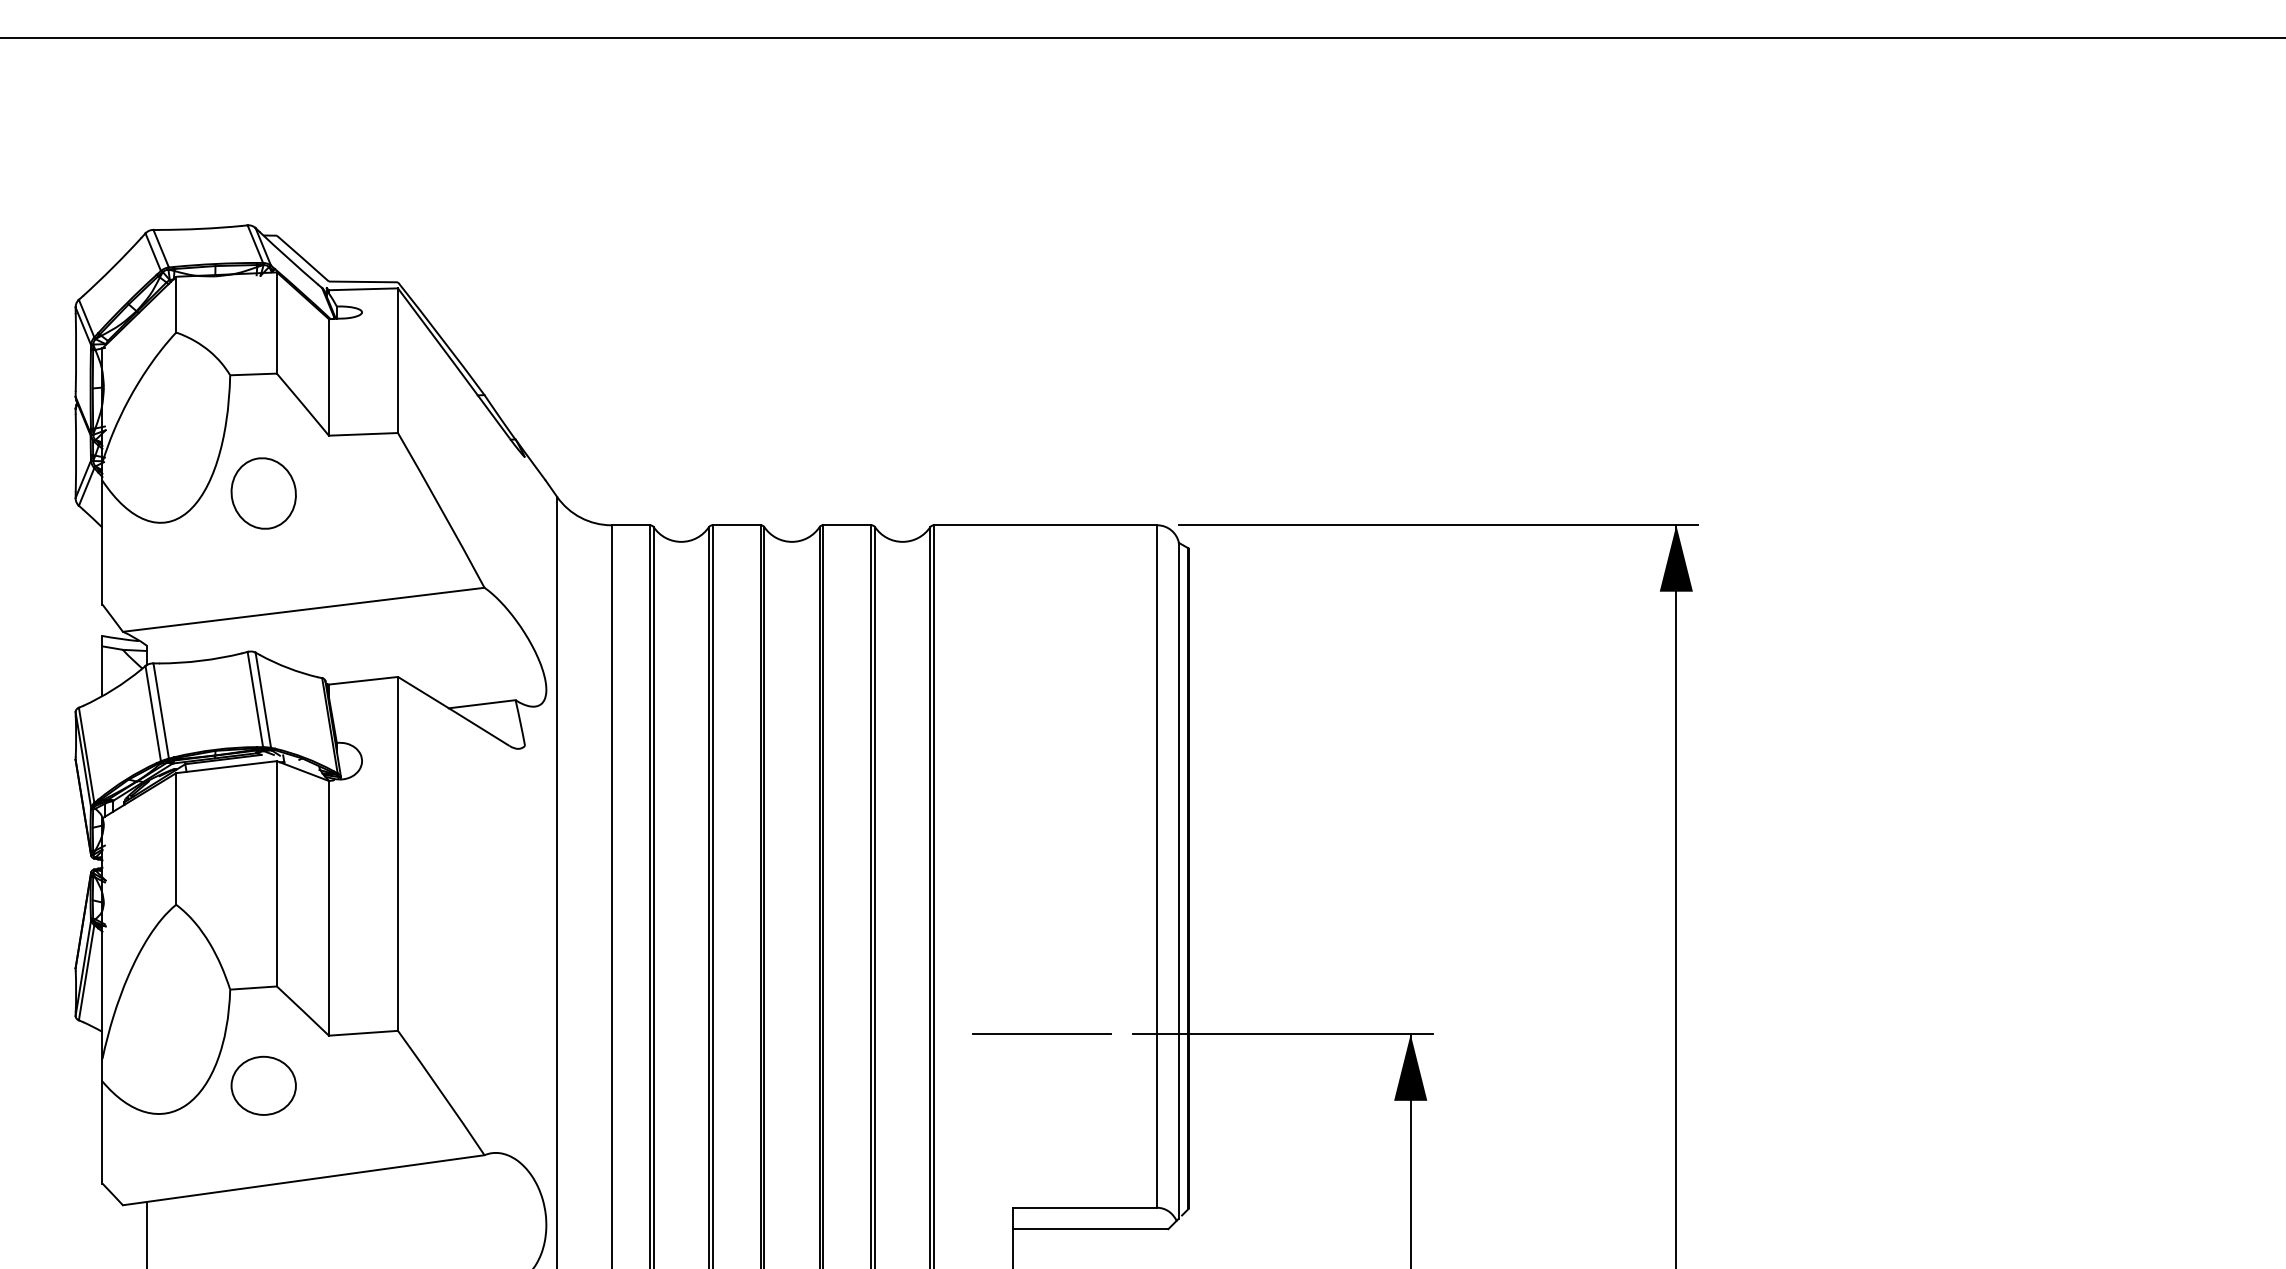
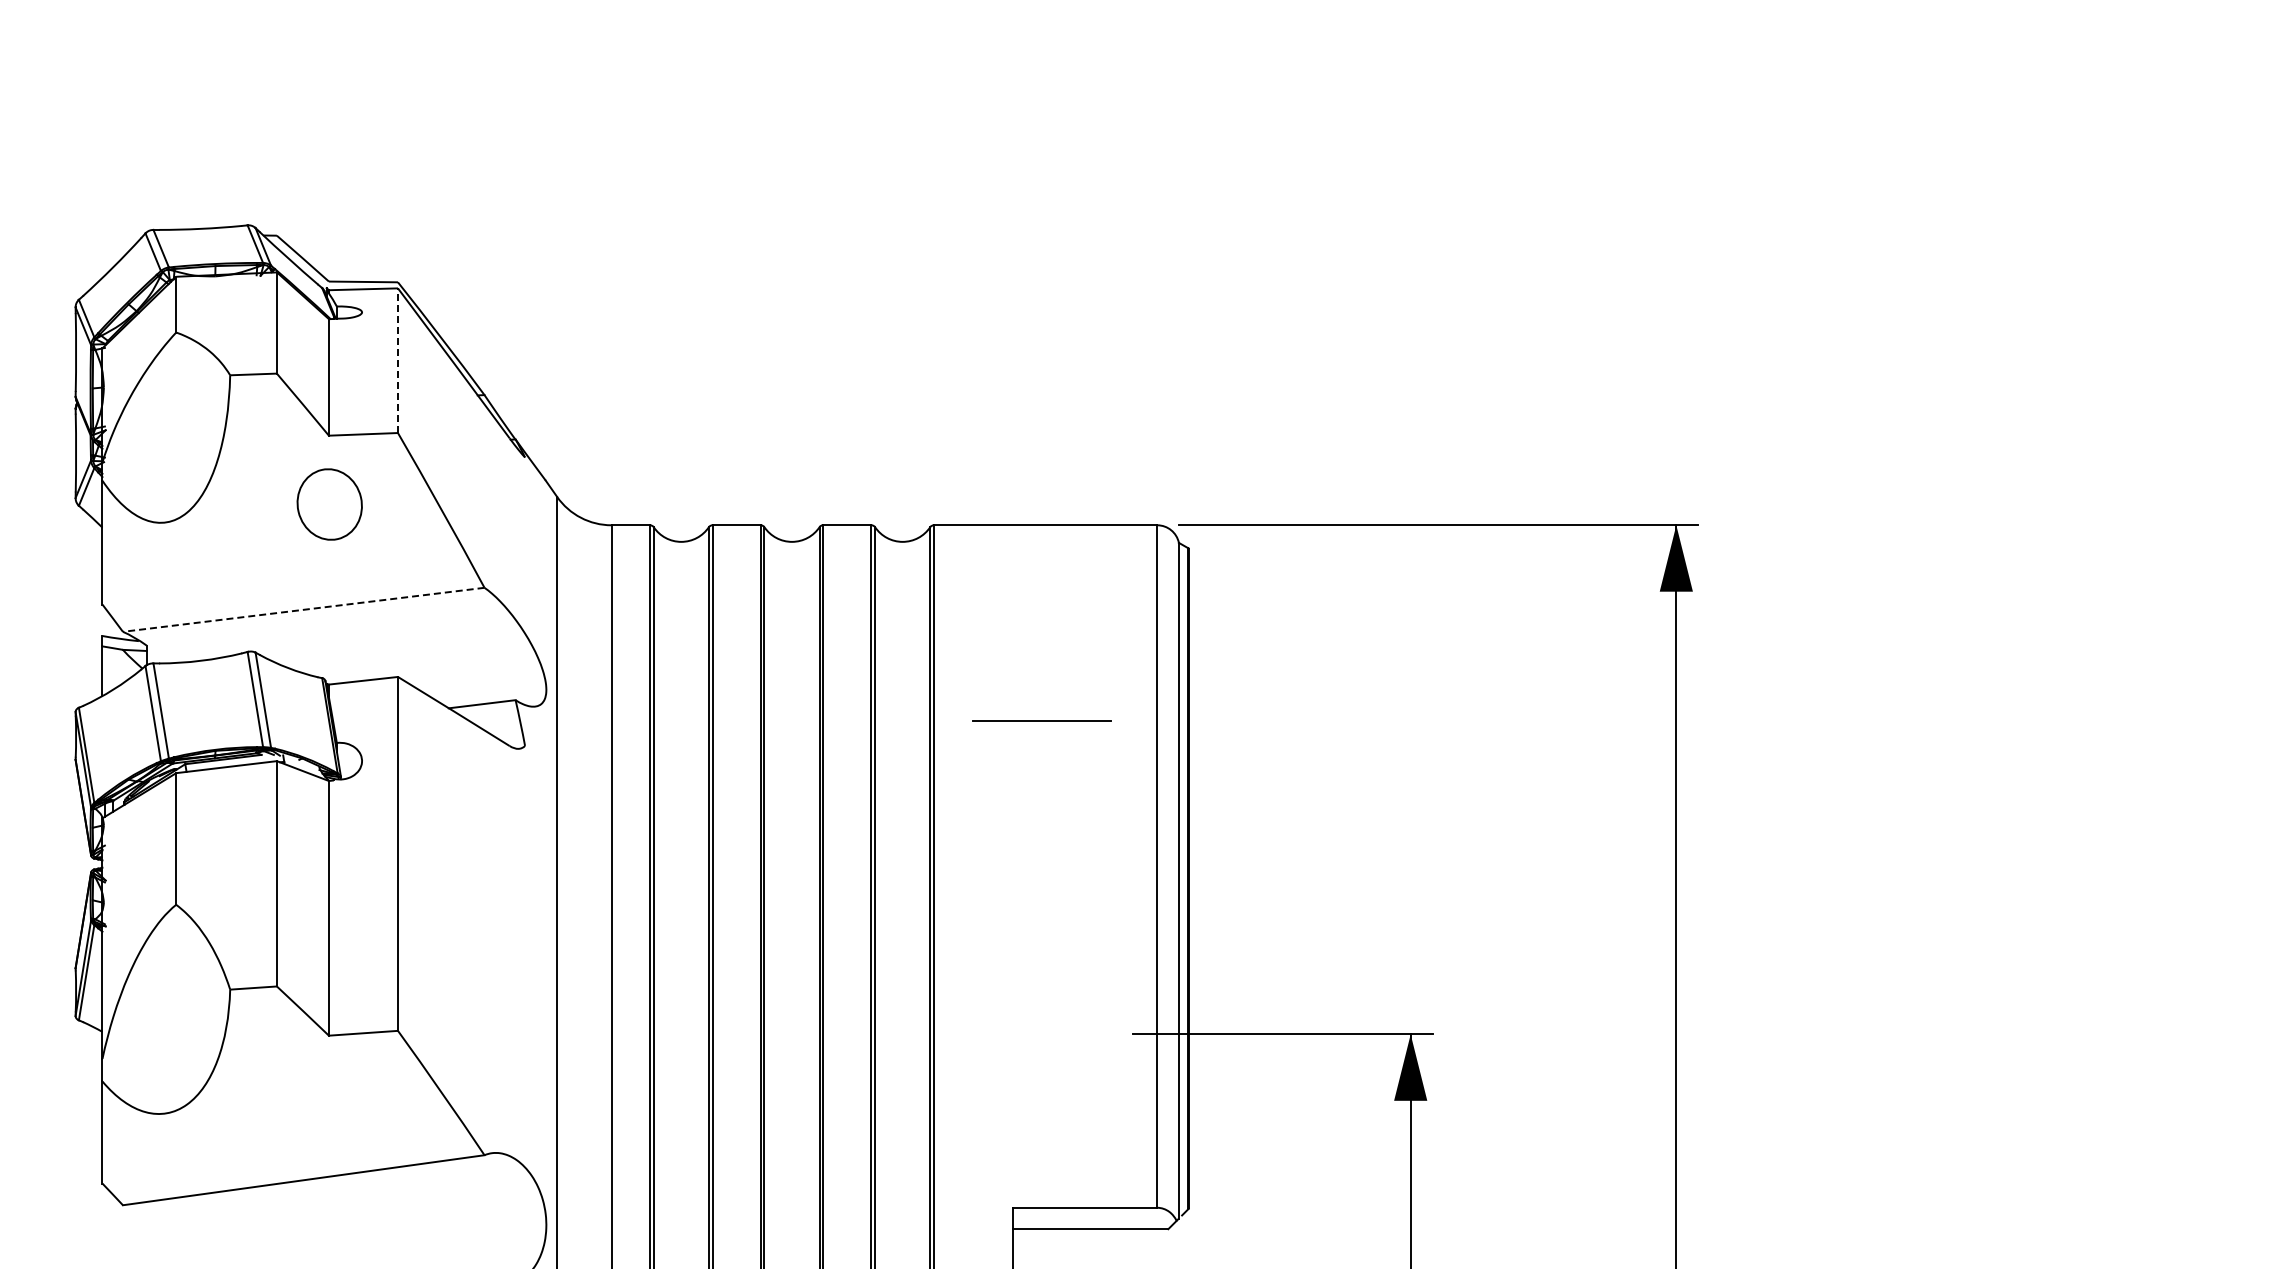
line: present -> none (1142, 37)
line: solid -> dashed (397, 360)
part position: (263, 493) -> (329, 504) (329, 504)
line: solid -> dashed (303, 609)
line position: (1041, 1033) -> (1041, 720) (1041, 720)
part: present -> none (263, 1085)
line: present -> none (146, 1233)
